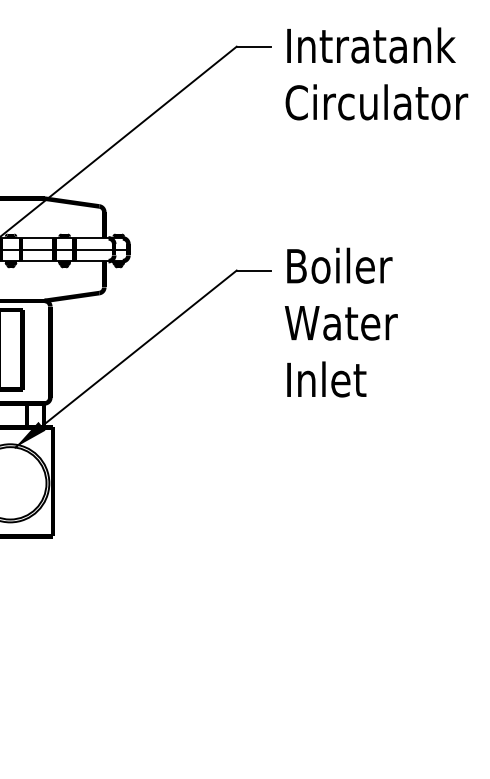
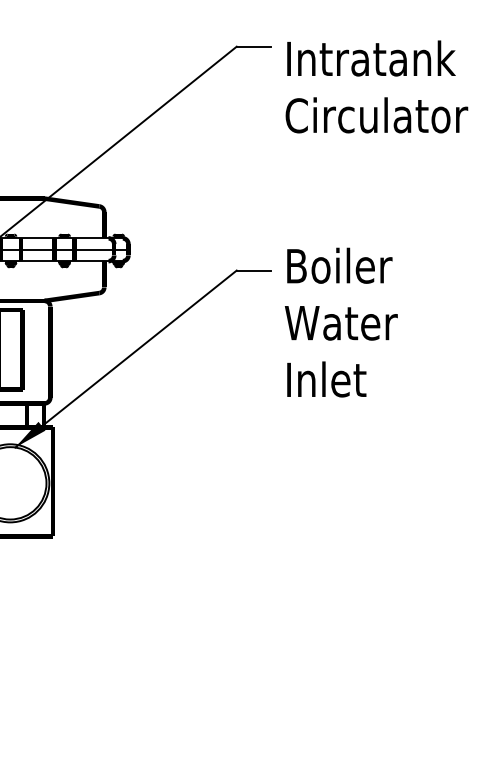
text position: (376, 73) -> (376, 86) (376, 86)
